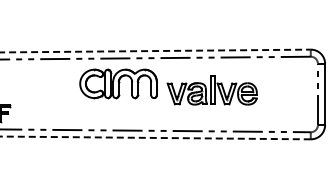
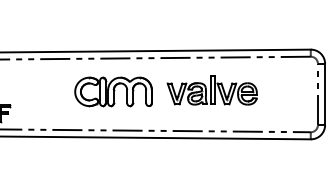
line: dashed -> solid (155, 51)
part position: (118, 83) -> (113, 91) (113, 91)
line: dashed -> solid (154, 137)
